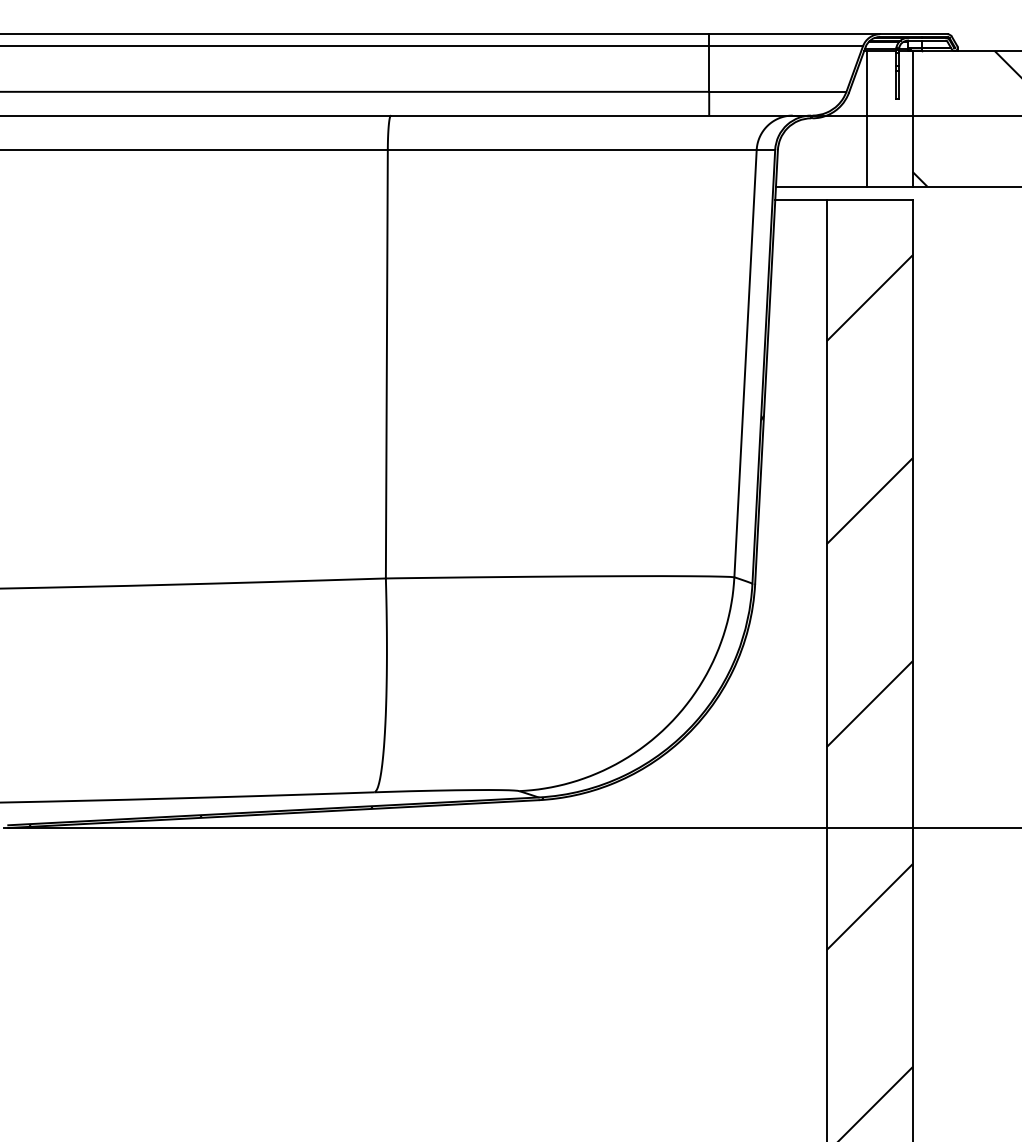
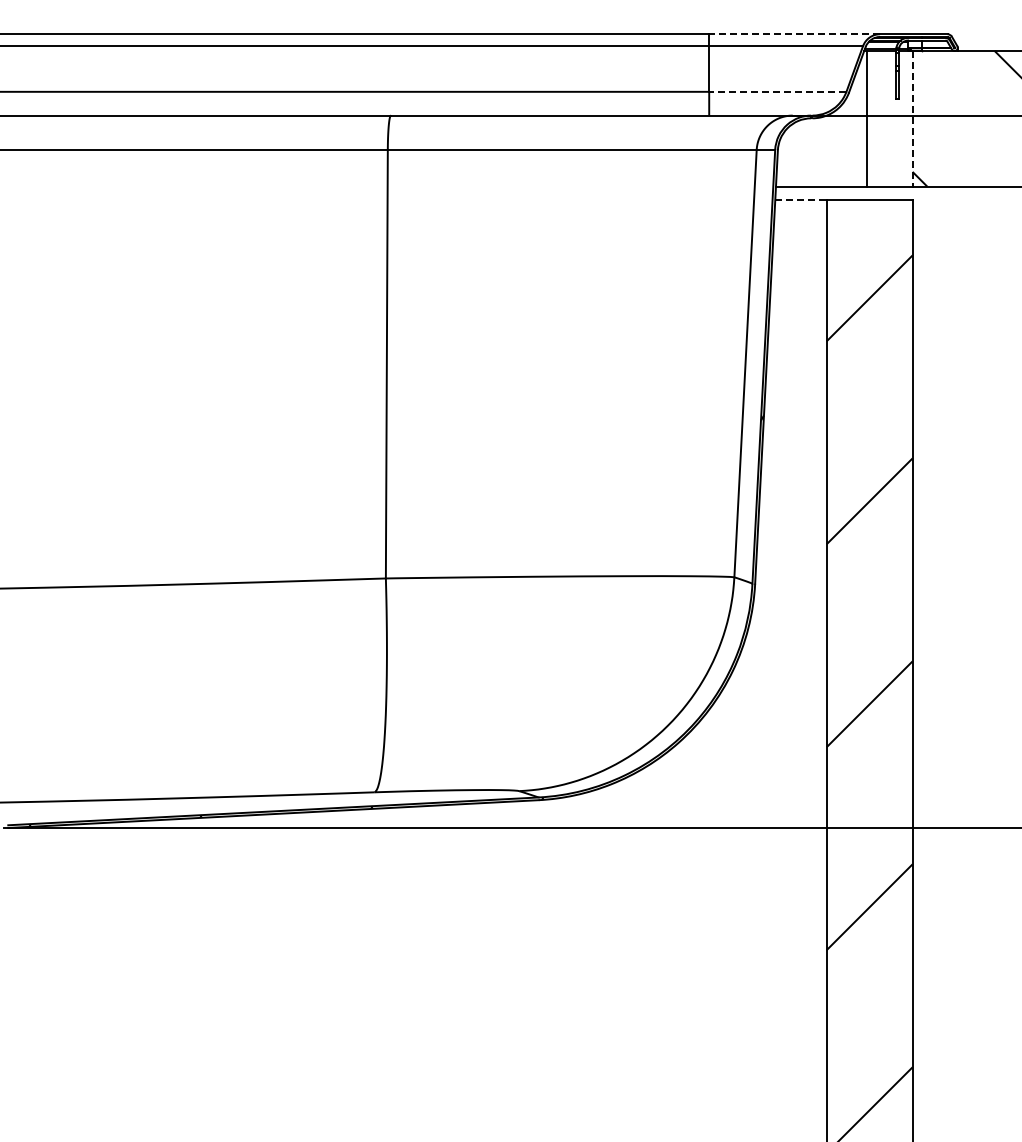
line: solid -> dashed (794, 34)
line: solid -> dashed (777, 91)
line: solid -> dashed (912, 118)
line: solid -> dashed (801, 200)
